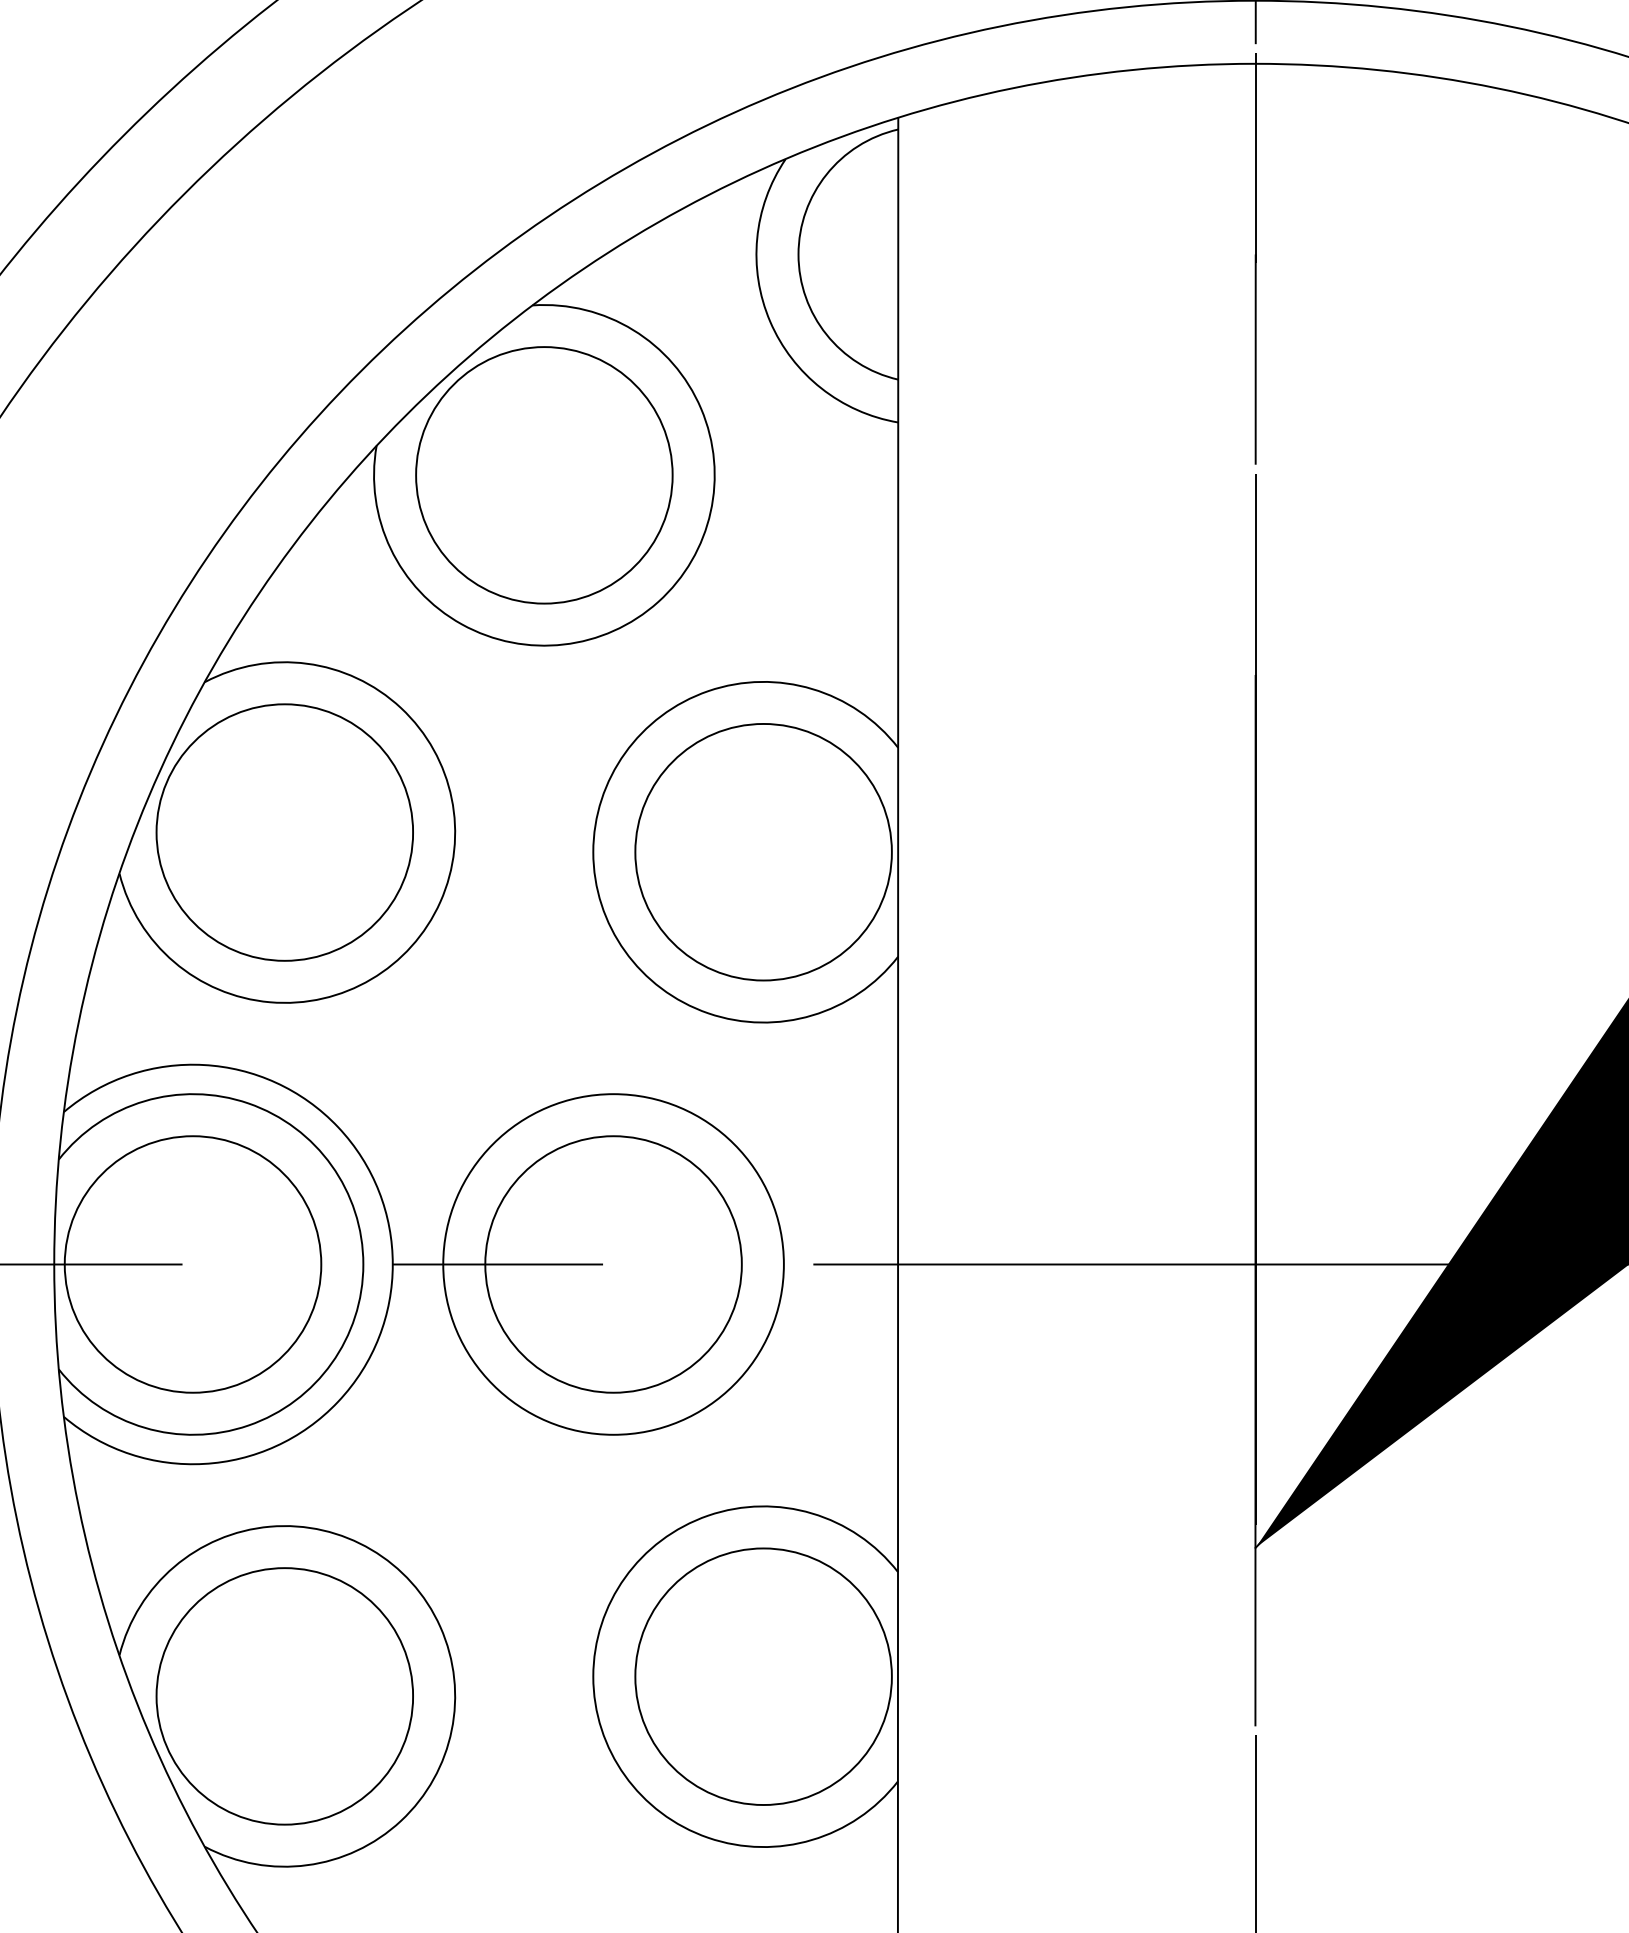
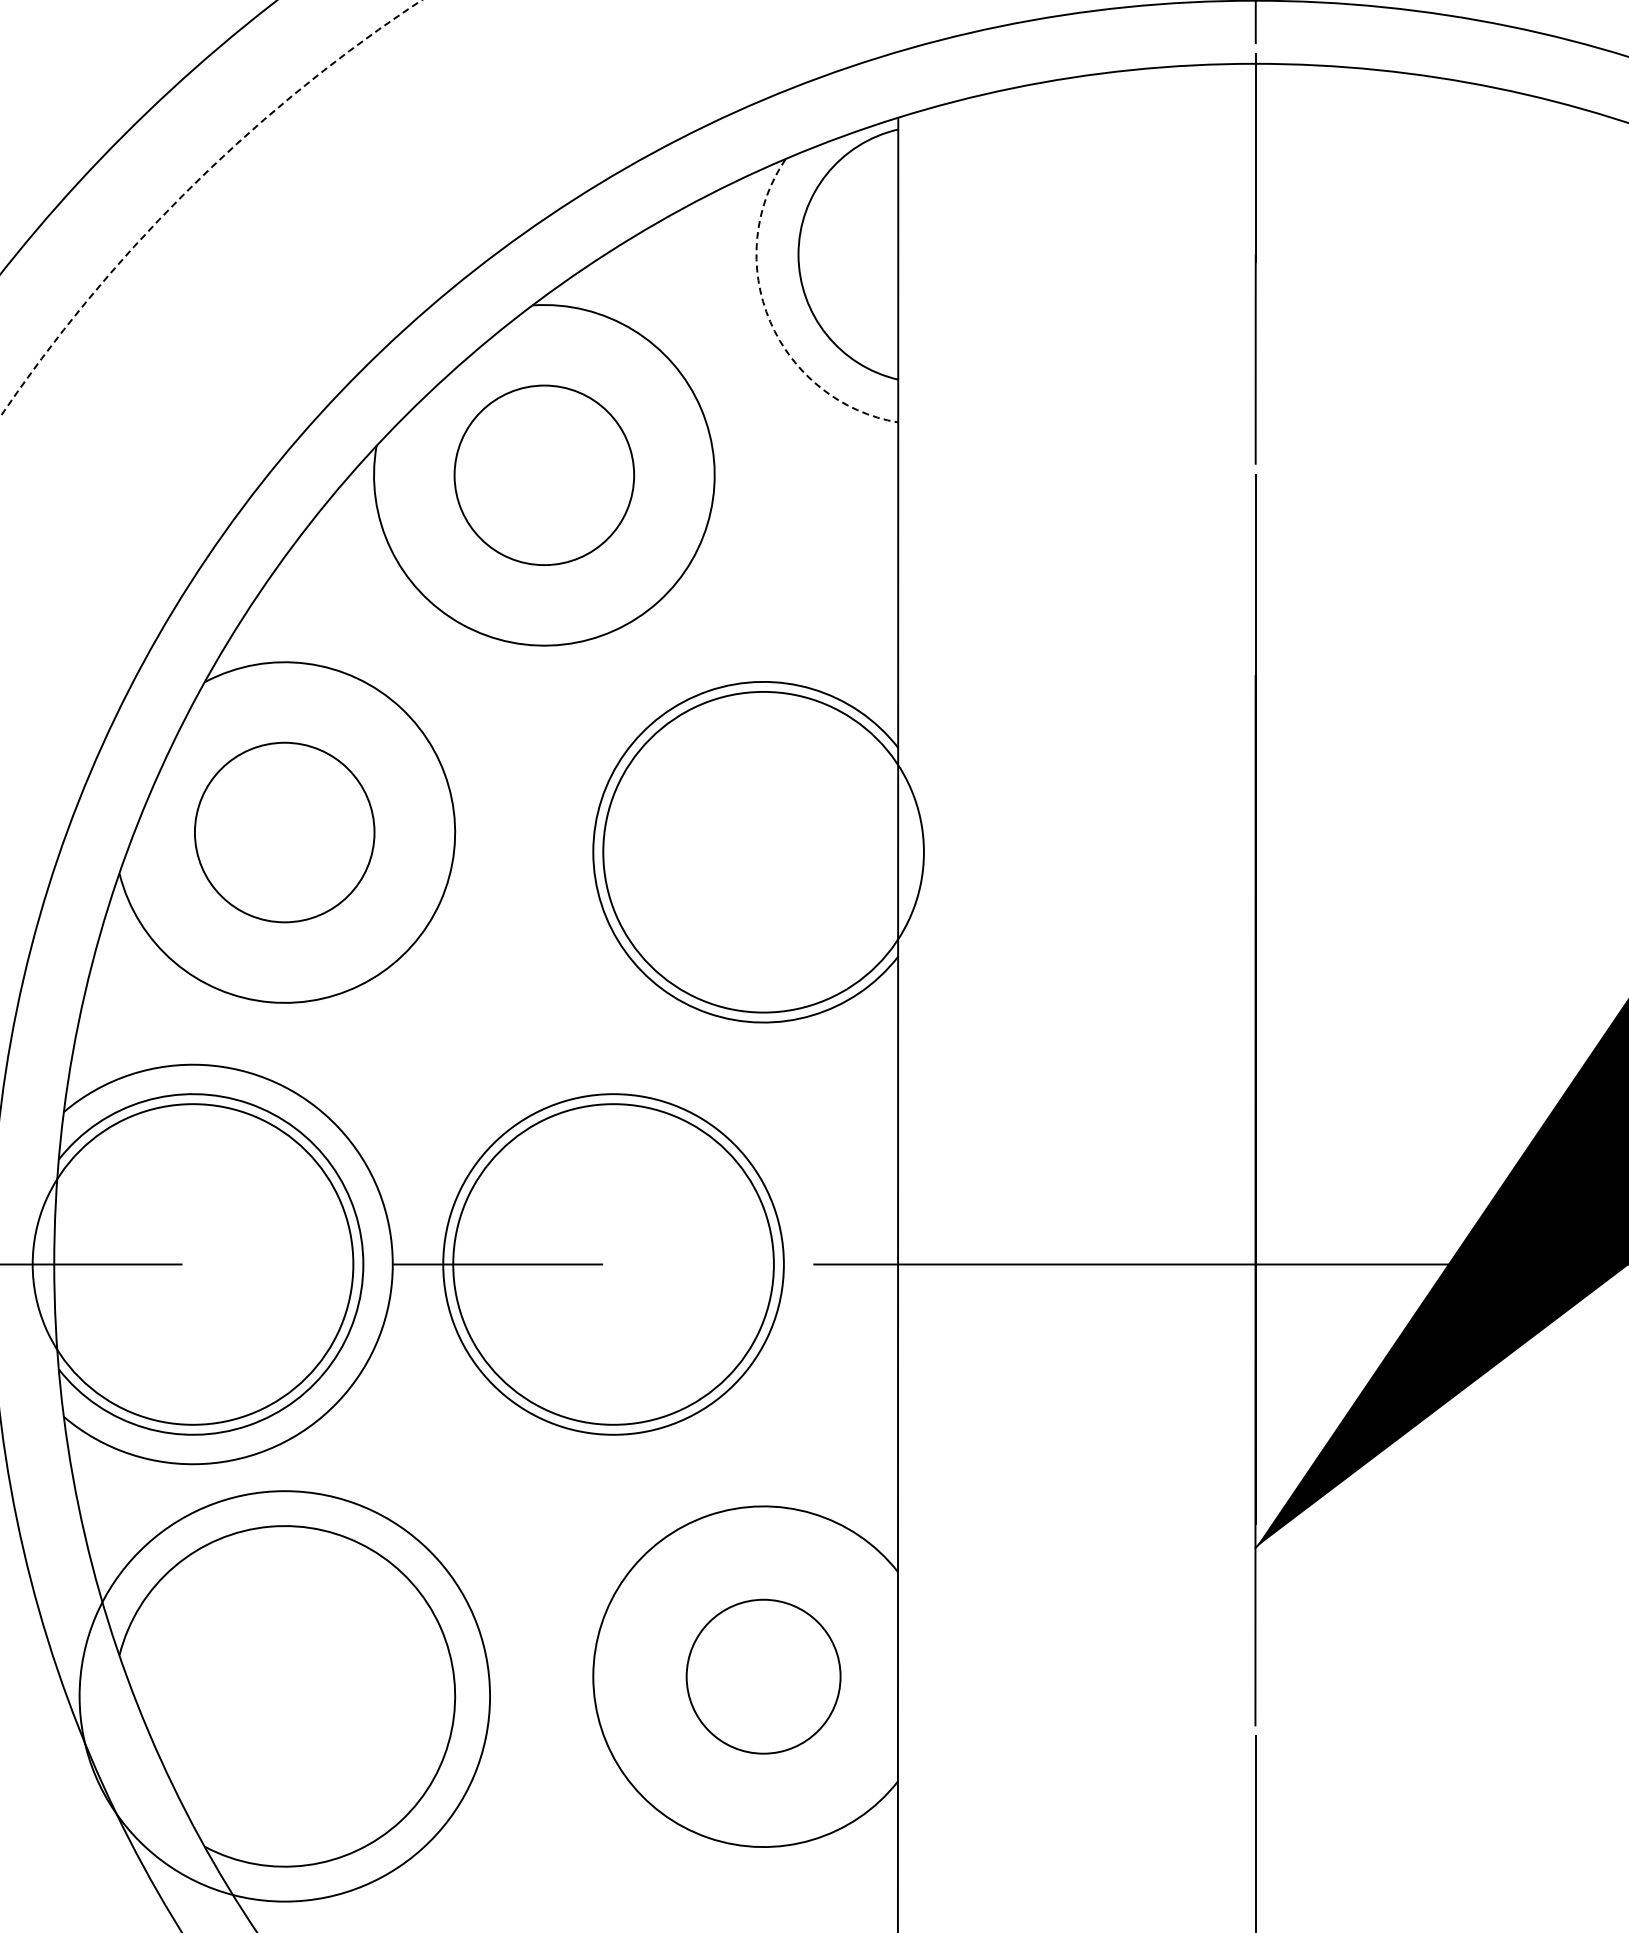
circle: solid -> dashed (210, 208)
arc: solid -> dashed (770, 321)
circle diameter: 257 px -> 180 px (544, 475)
circle size: 259x259 px -> 182x183 px (284, 832)
circle diameter: 257 px -> 321 px (763, 851)
circle diameter: 257 px -> 321 px (192, 1264)
circle diameter: 257 px -> 321 px (613, 1264)
circle diameter: 257 px -> 154 px (763, 1676)
circle diameter: 257 px -> 410 px (284, 1696)
